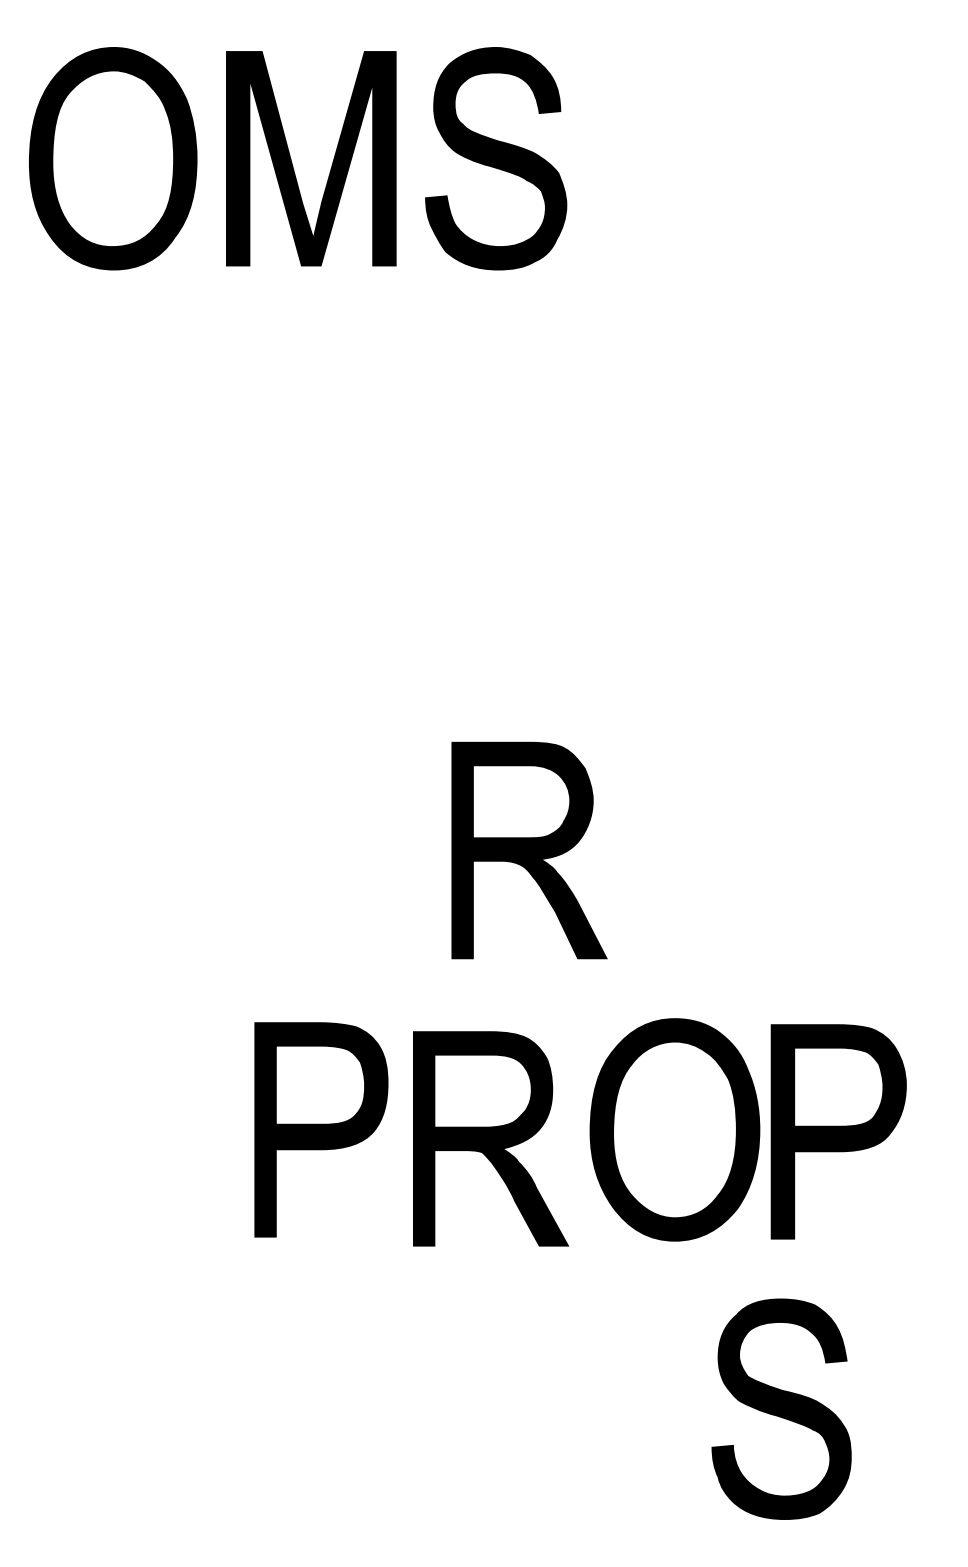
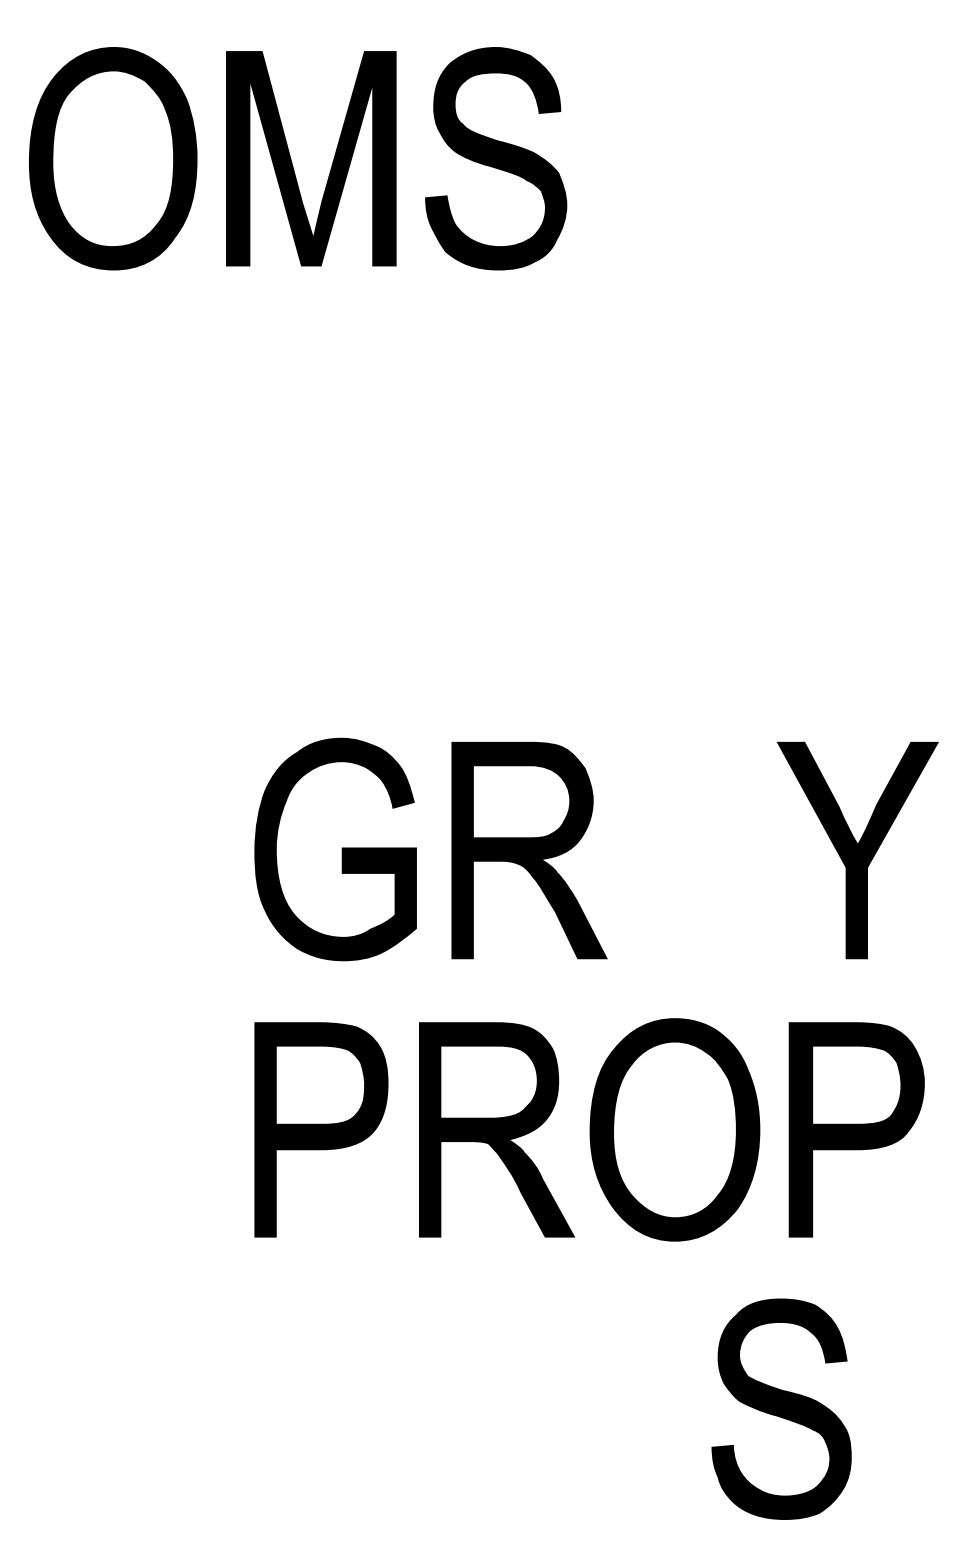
fill: none -> present (335, 849)
fill: none -> present (857, 850)
part position: (838, 1131) -> (856, 1129) (856, 1129)
part position: (491, 1138) -> (497, 1129) (497, 1129)
